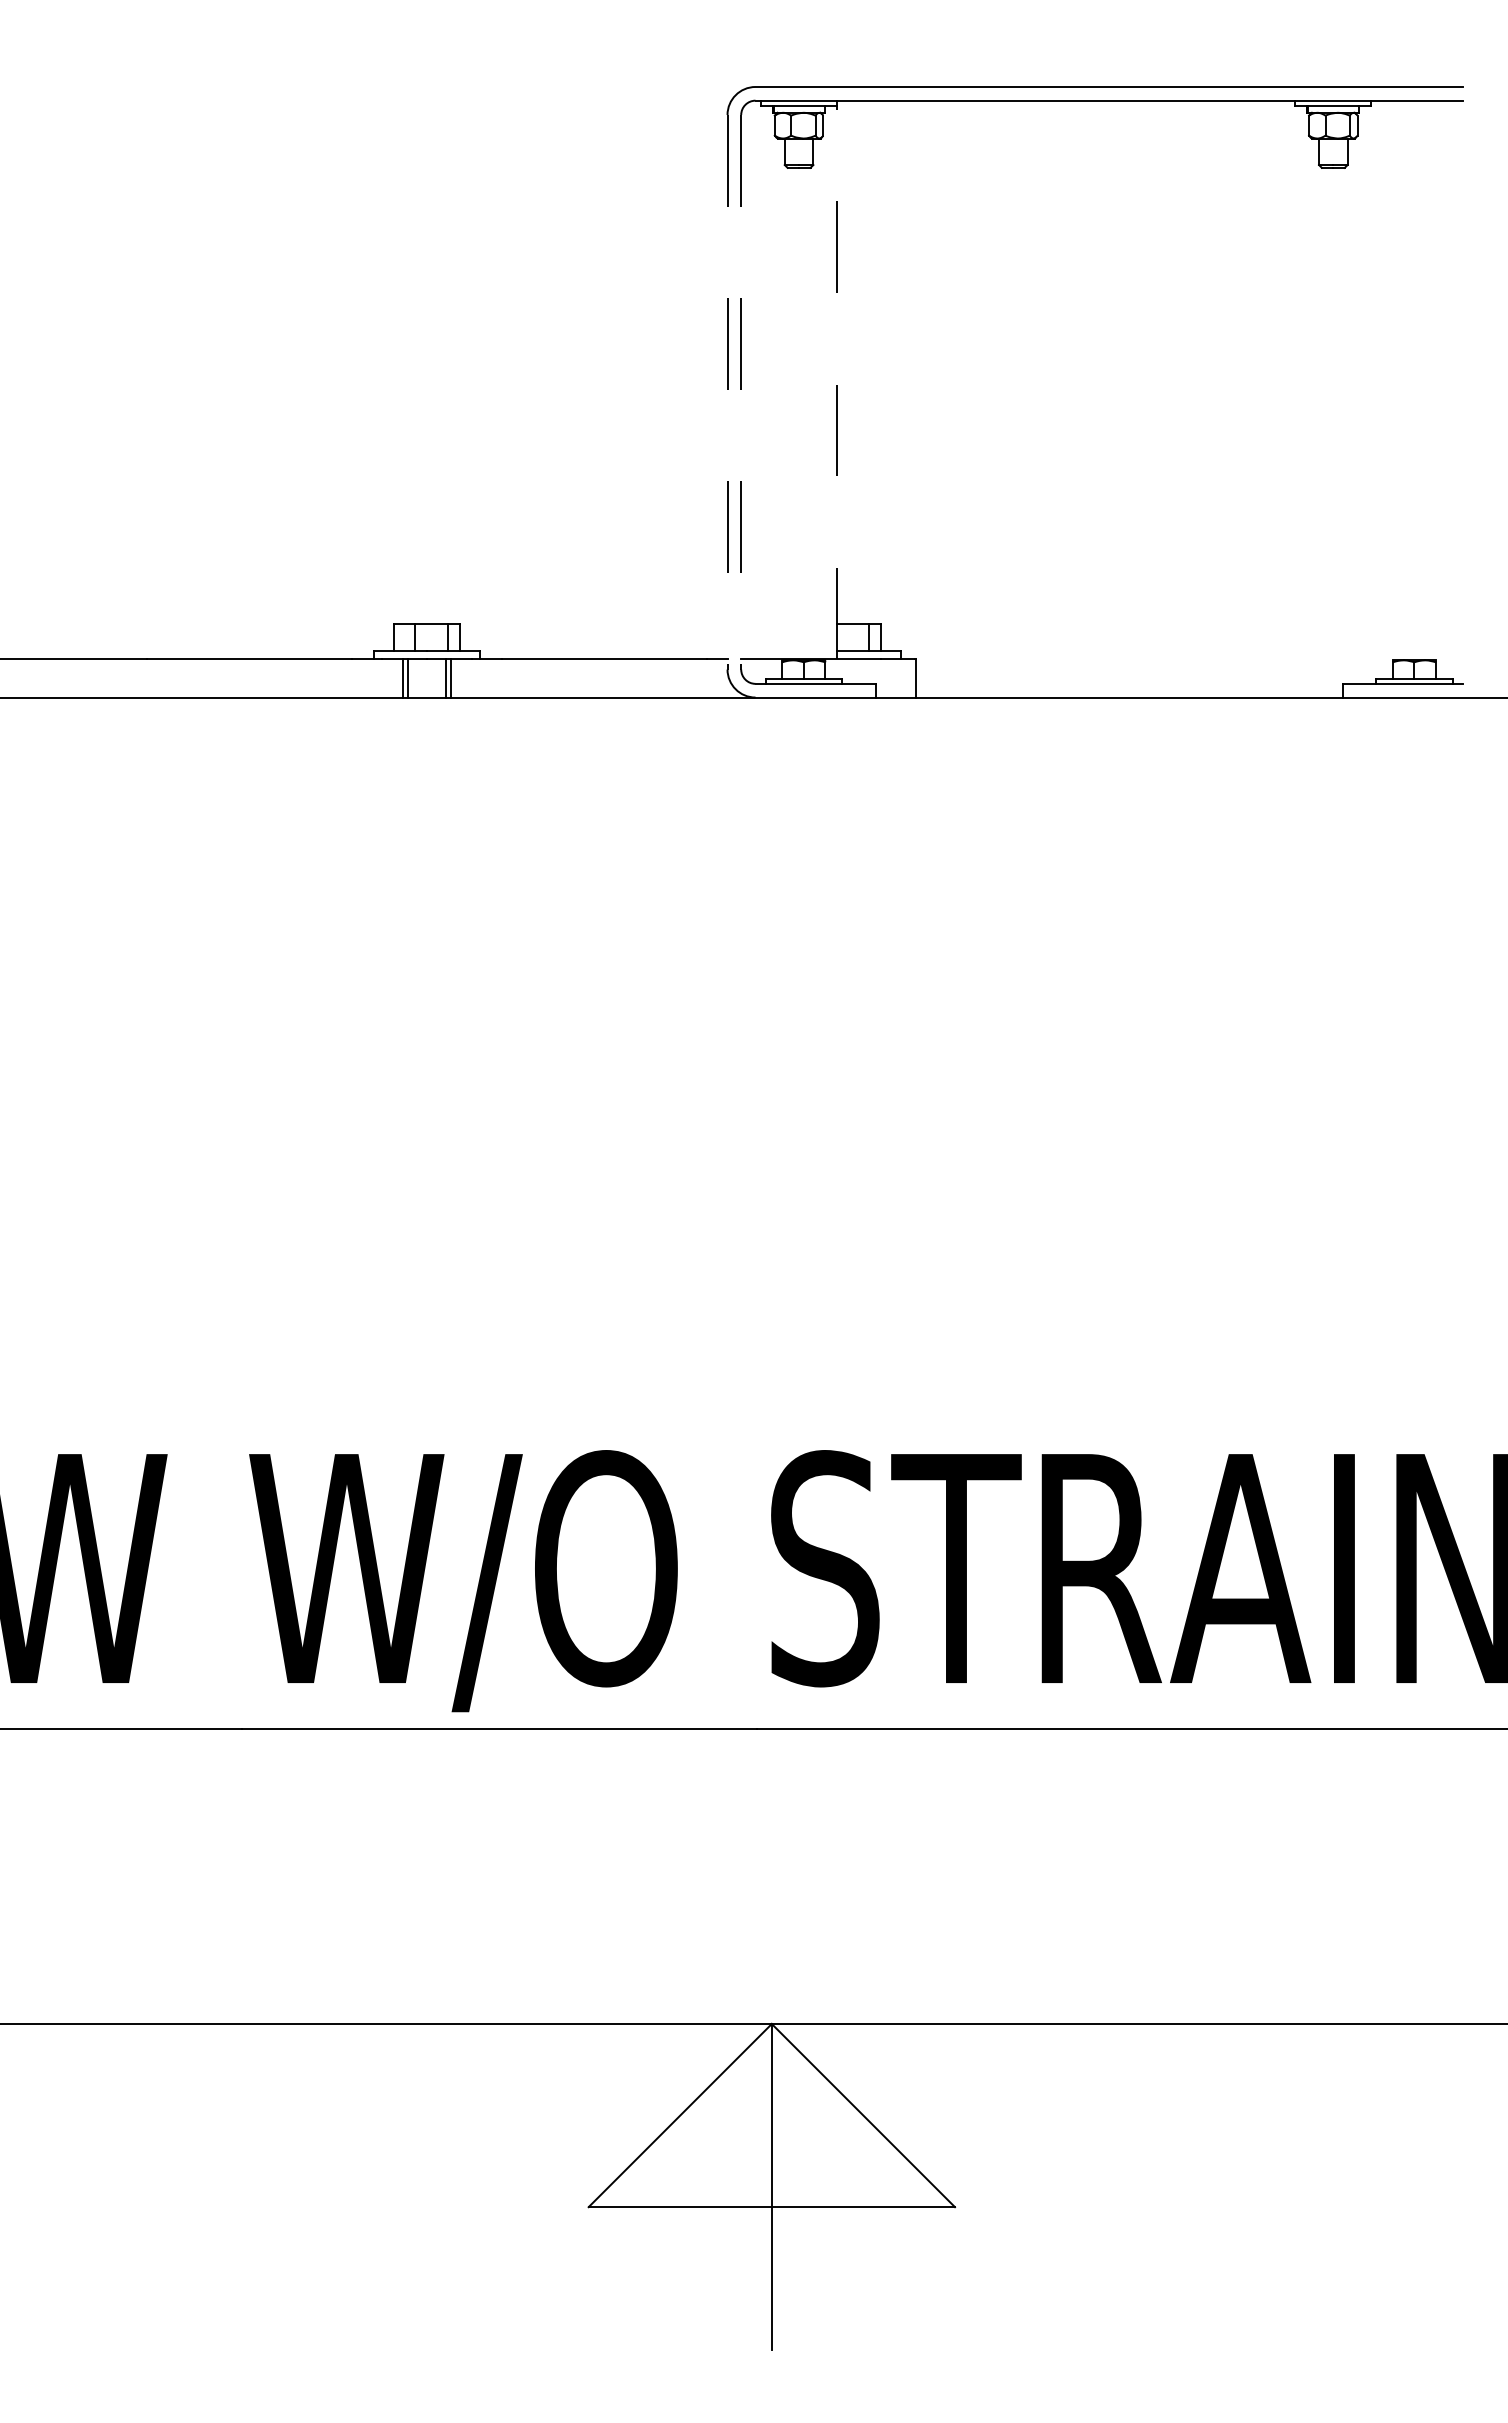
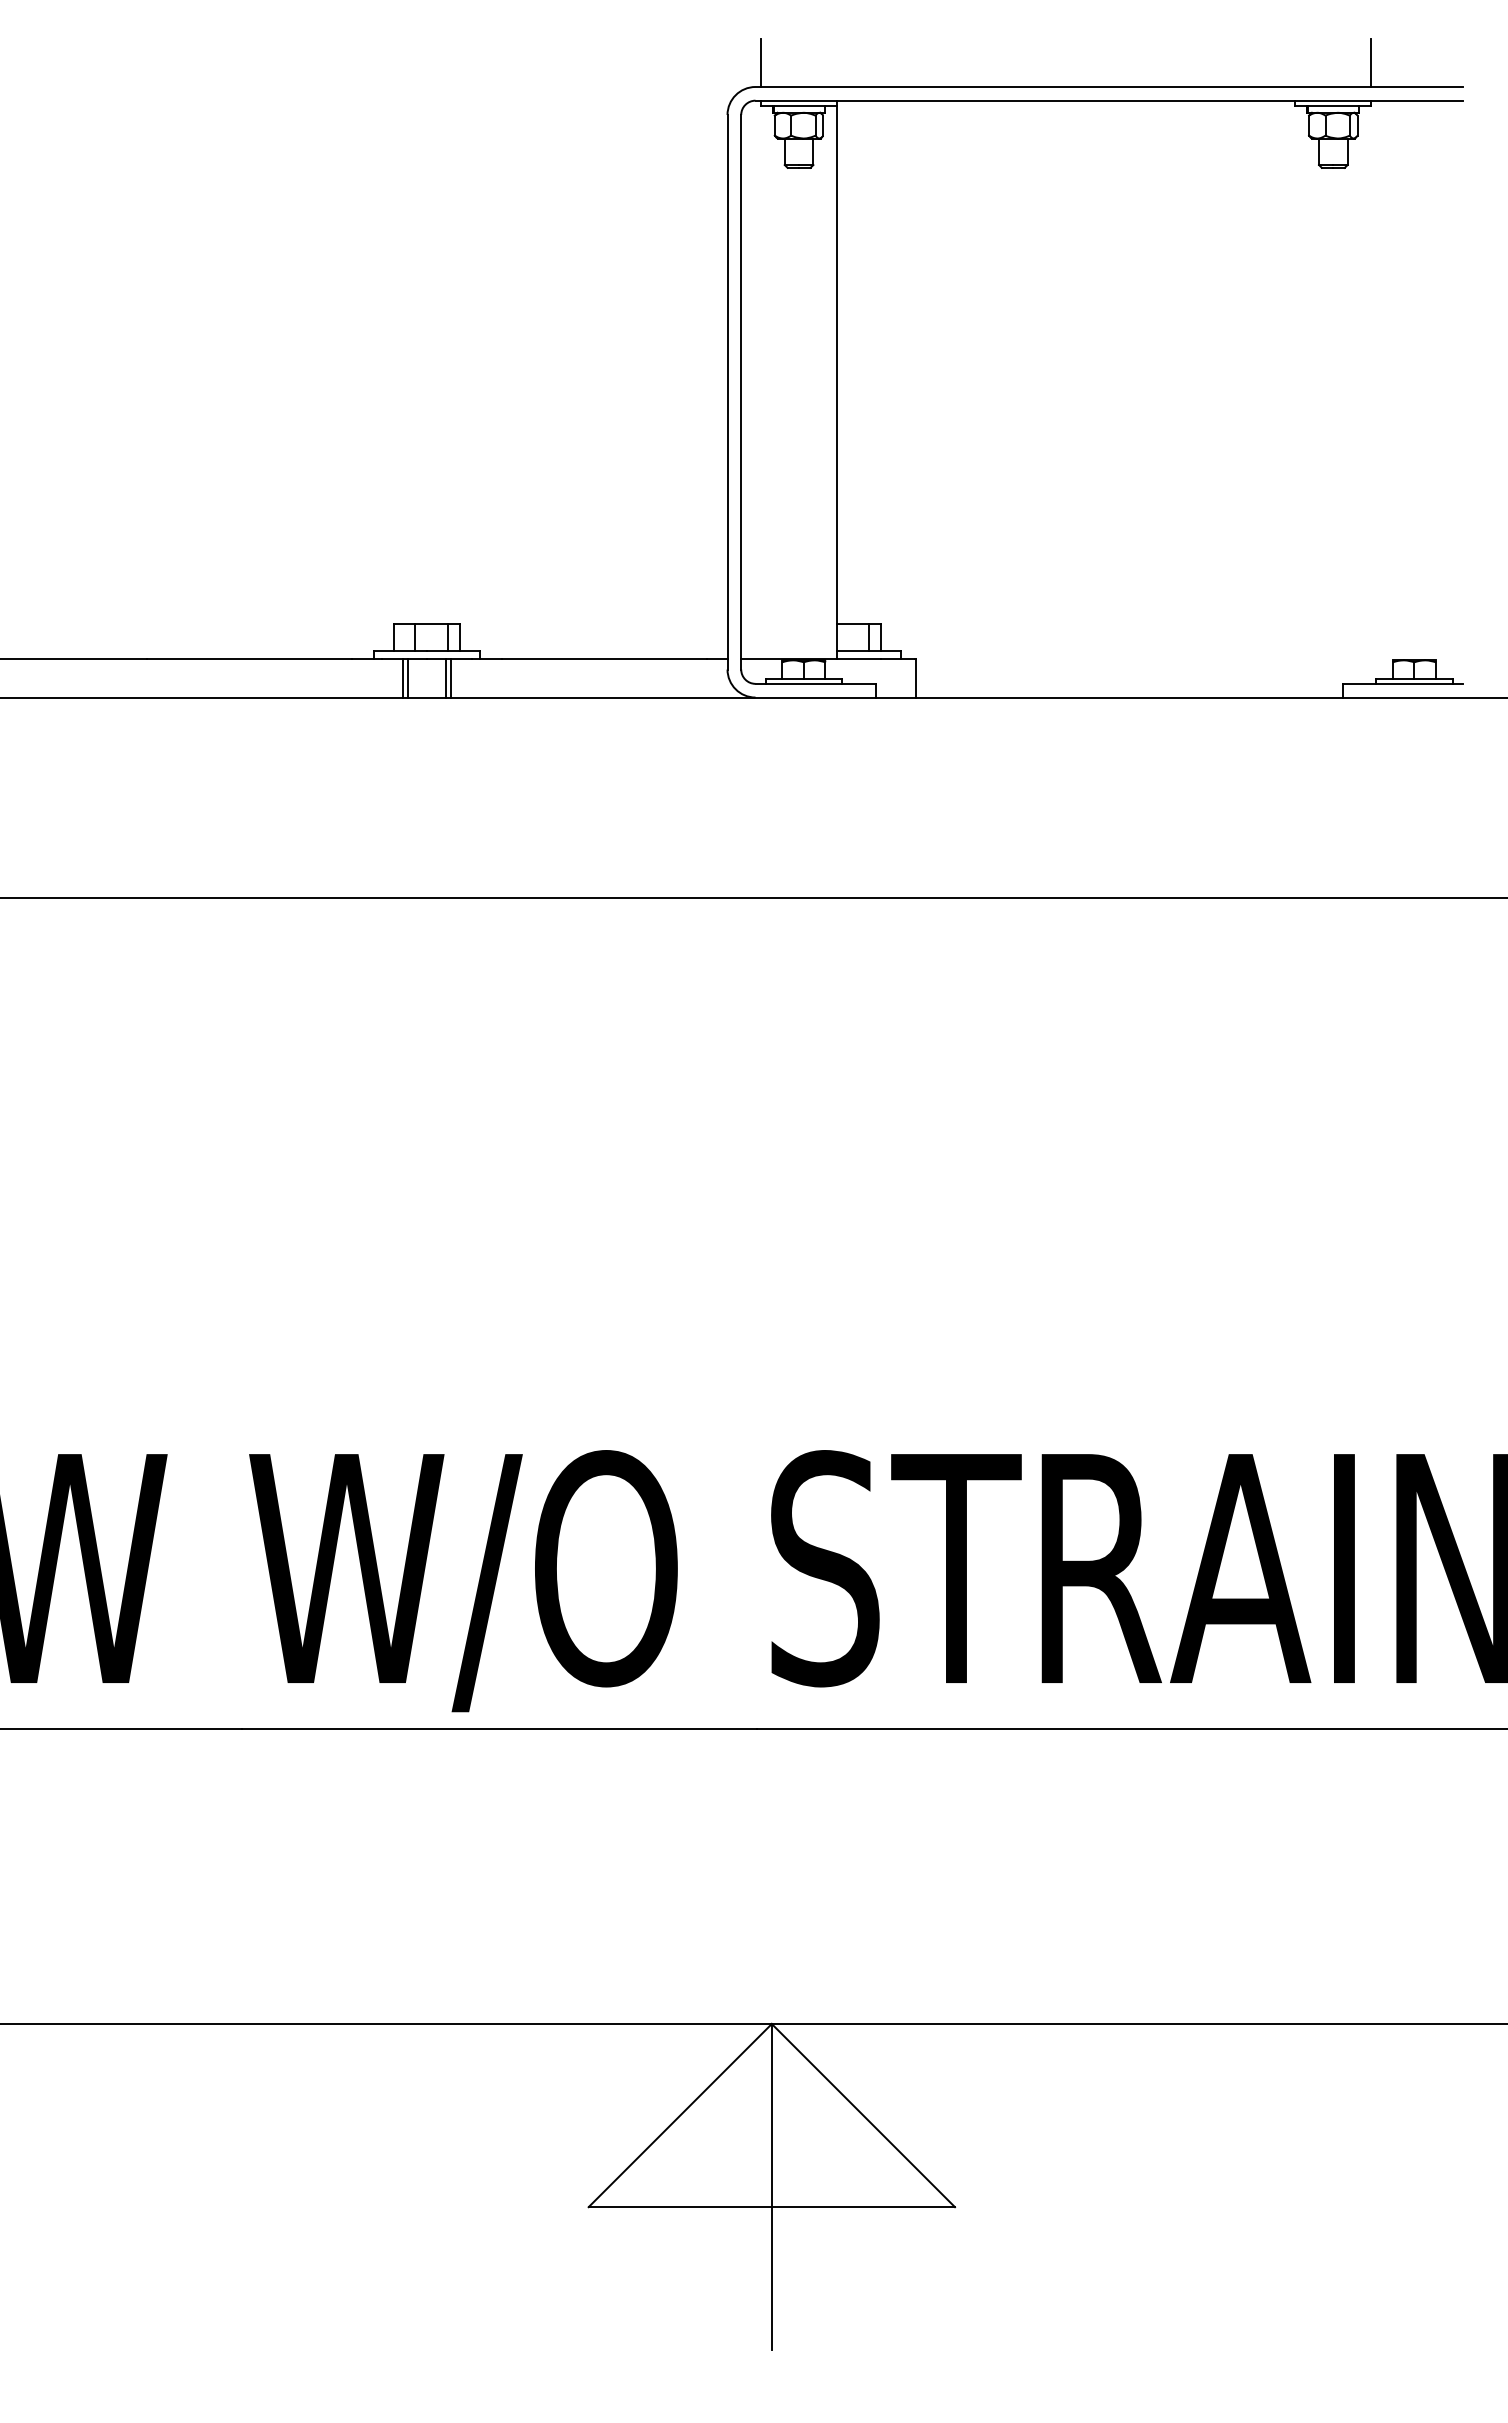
line: none -> present (760, 63)
line: none -> present (1371, 63)
line: dashed -> solid (837, 382)
line: dashed -> solid (727, 392)
line: dashed -> solid (741, 392)
line: none -> present (753, 897)
